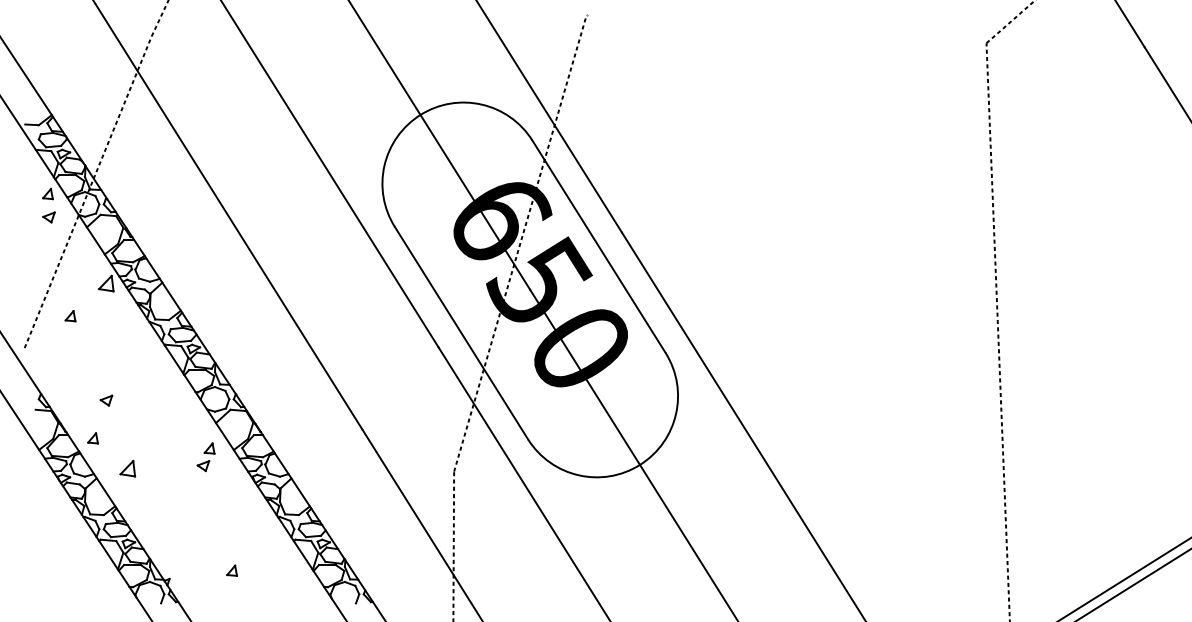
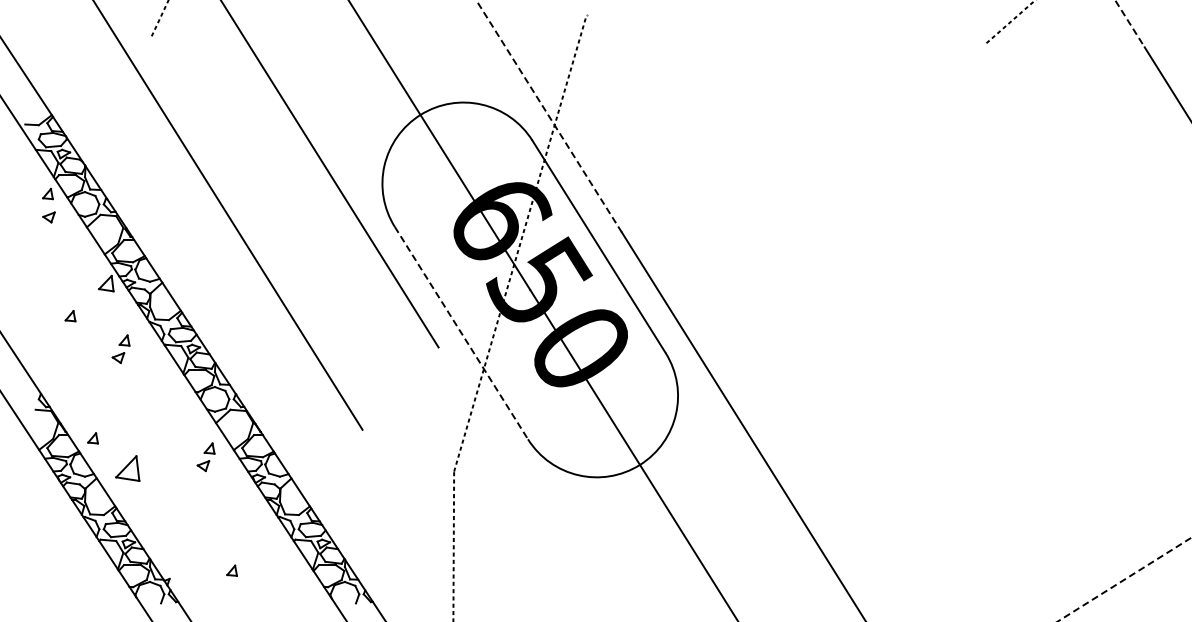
line: solid -> dashed (1130, 24)
line: solid -> dashed (549, 116)
line: present -> none (87, 192)
line: present -> none (997, 330)
line: solid -> dashed (461, 333)
part: none -> present (120, 349)
part: present -> none (106, 400)
part size: 18x18 px -> 26x27 px (127, 468)
line: present -> none (523, 482)
line: present -> none (421, 523)
line: solid -> dashed (1124, 579)
line: present -> none (1133, 584)
